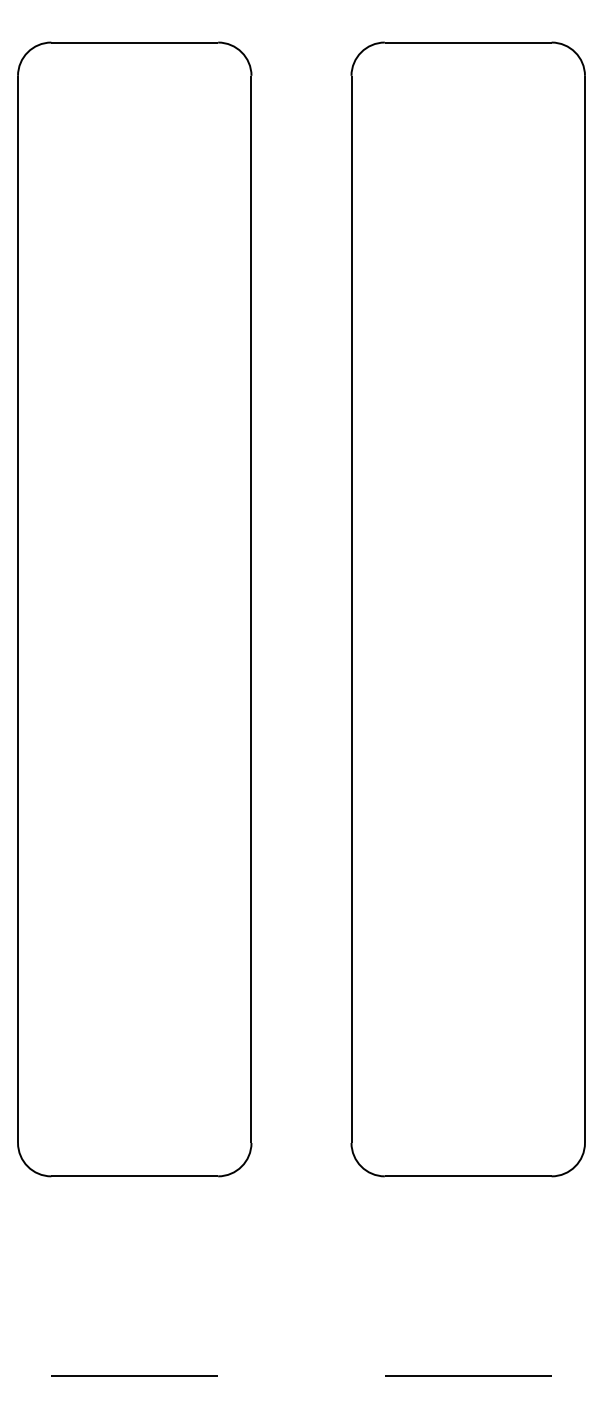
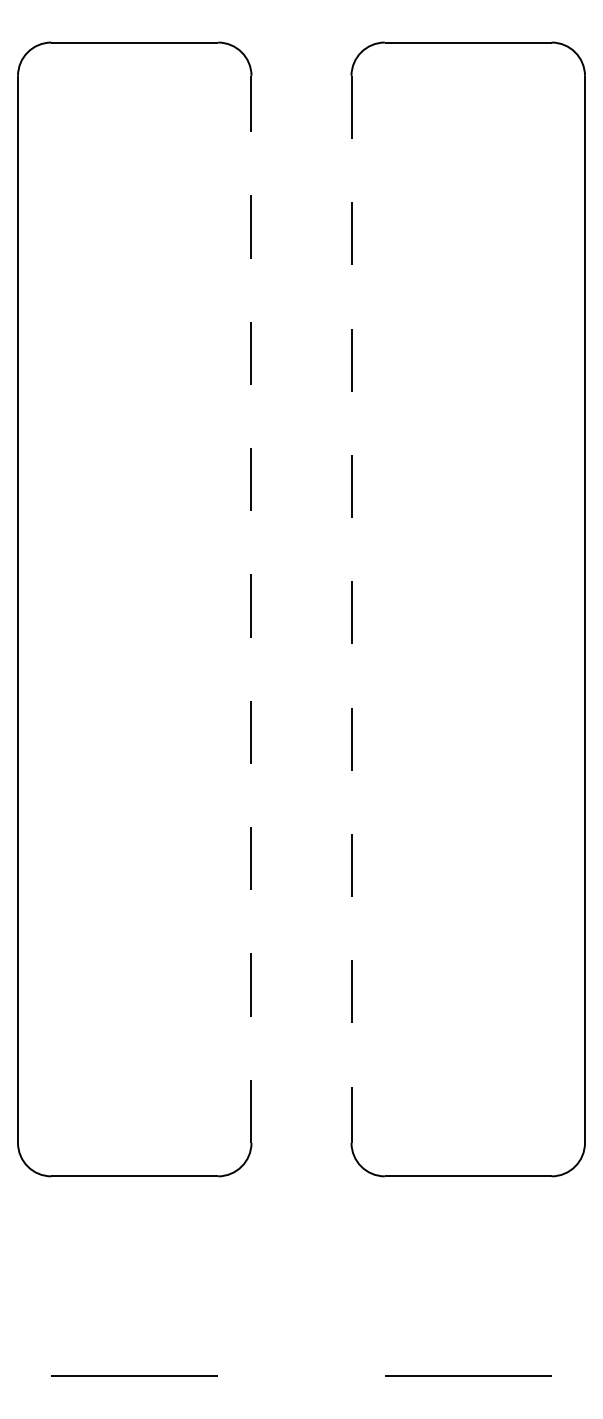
line: solid -> dashed (251, 609)
line: solid -> dashed (351, 609)
